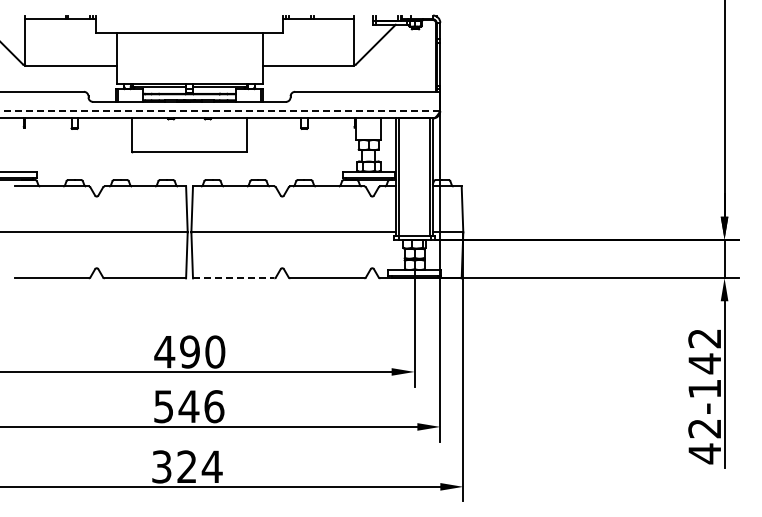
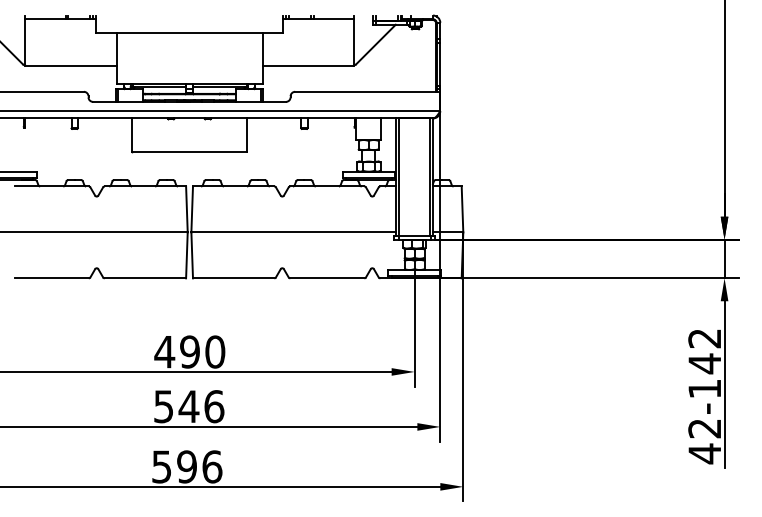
line: dashed -> solid (220, 111)
line: dashed -> solid (233, 278)
text: 324 -> 596 (187, 466)
